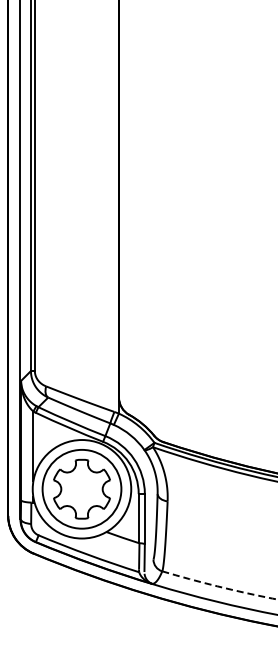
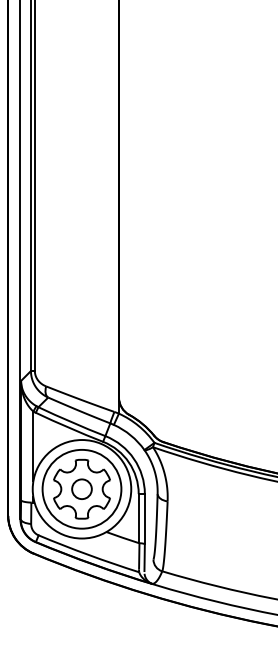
circle: none -> present (81, 488)
arc: dashed -> solid (220, 586)
